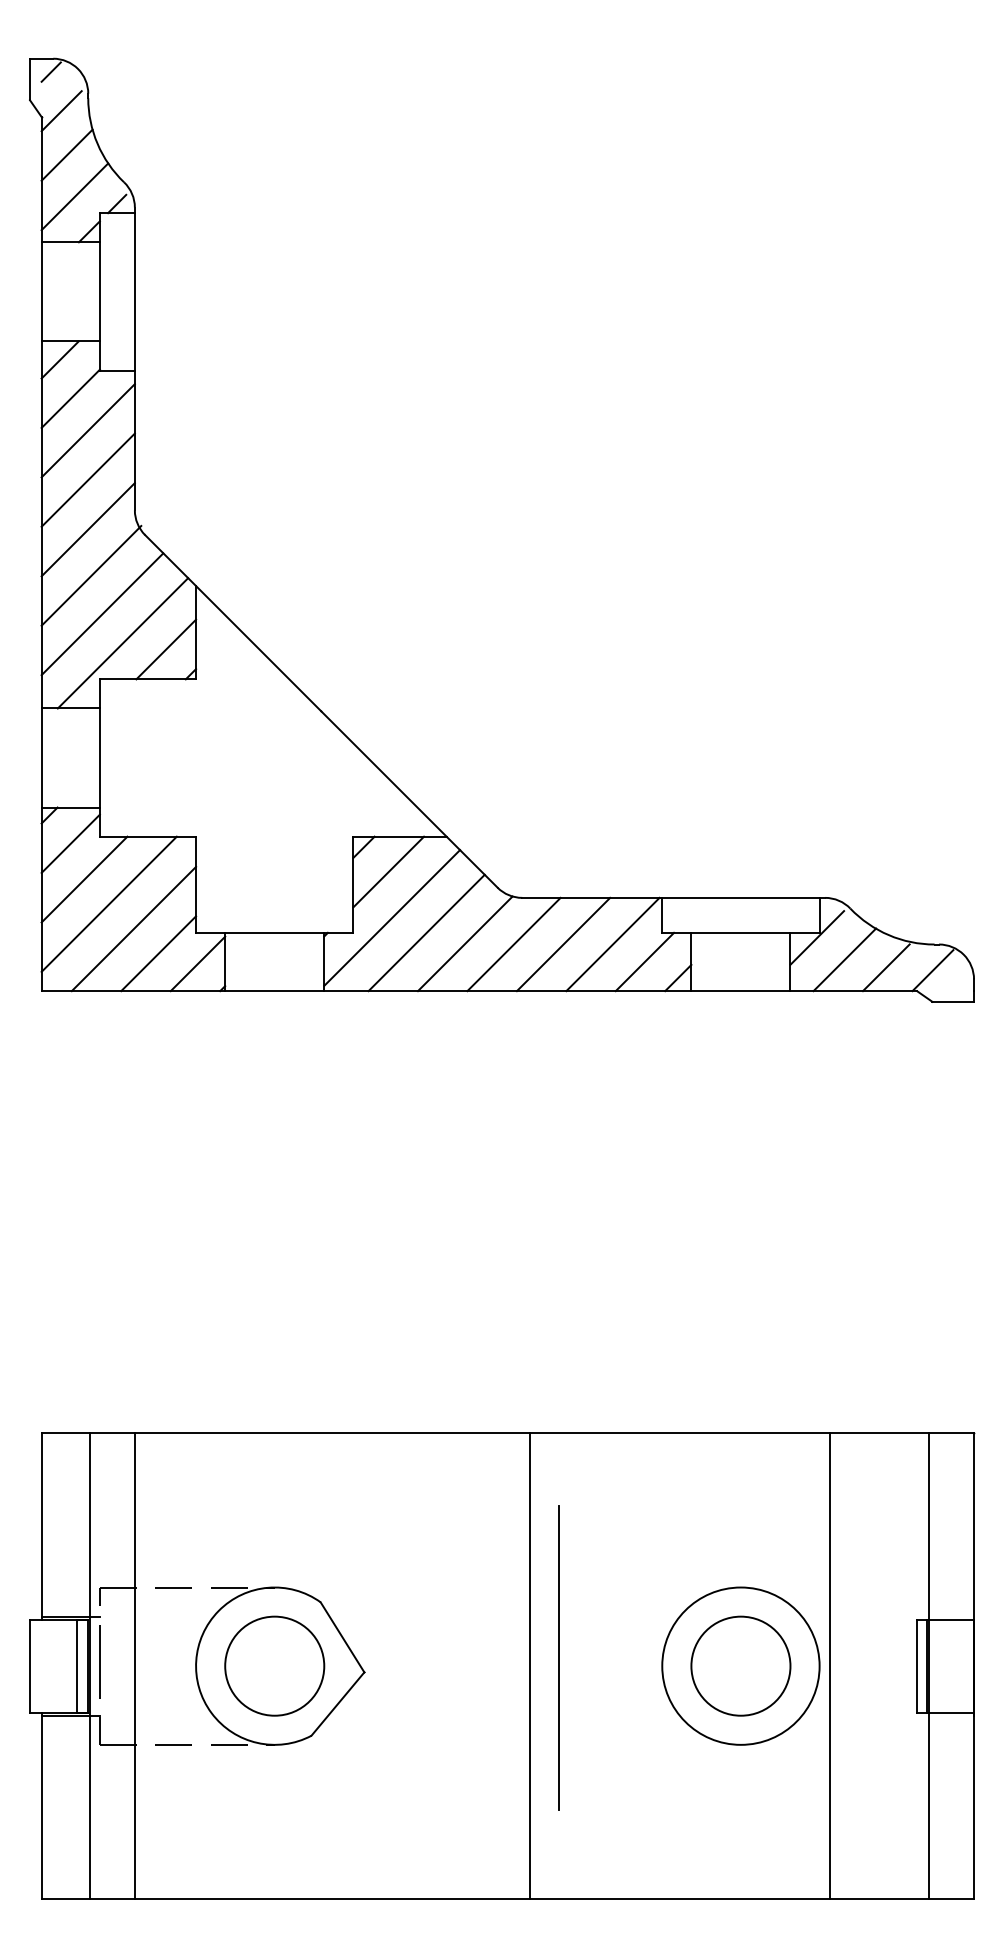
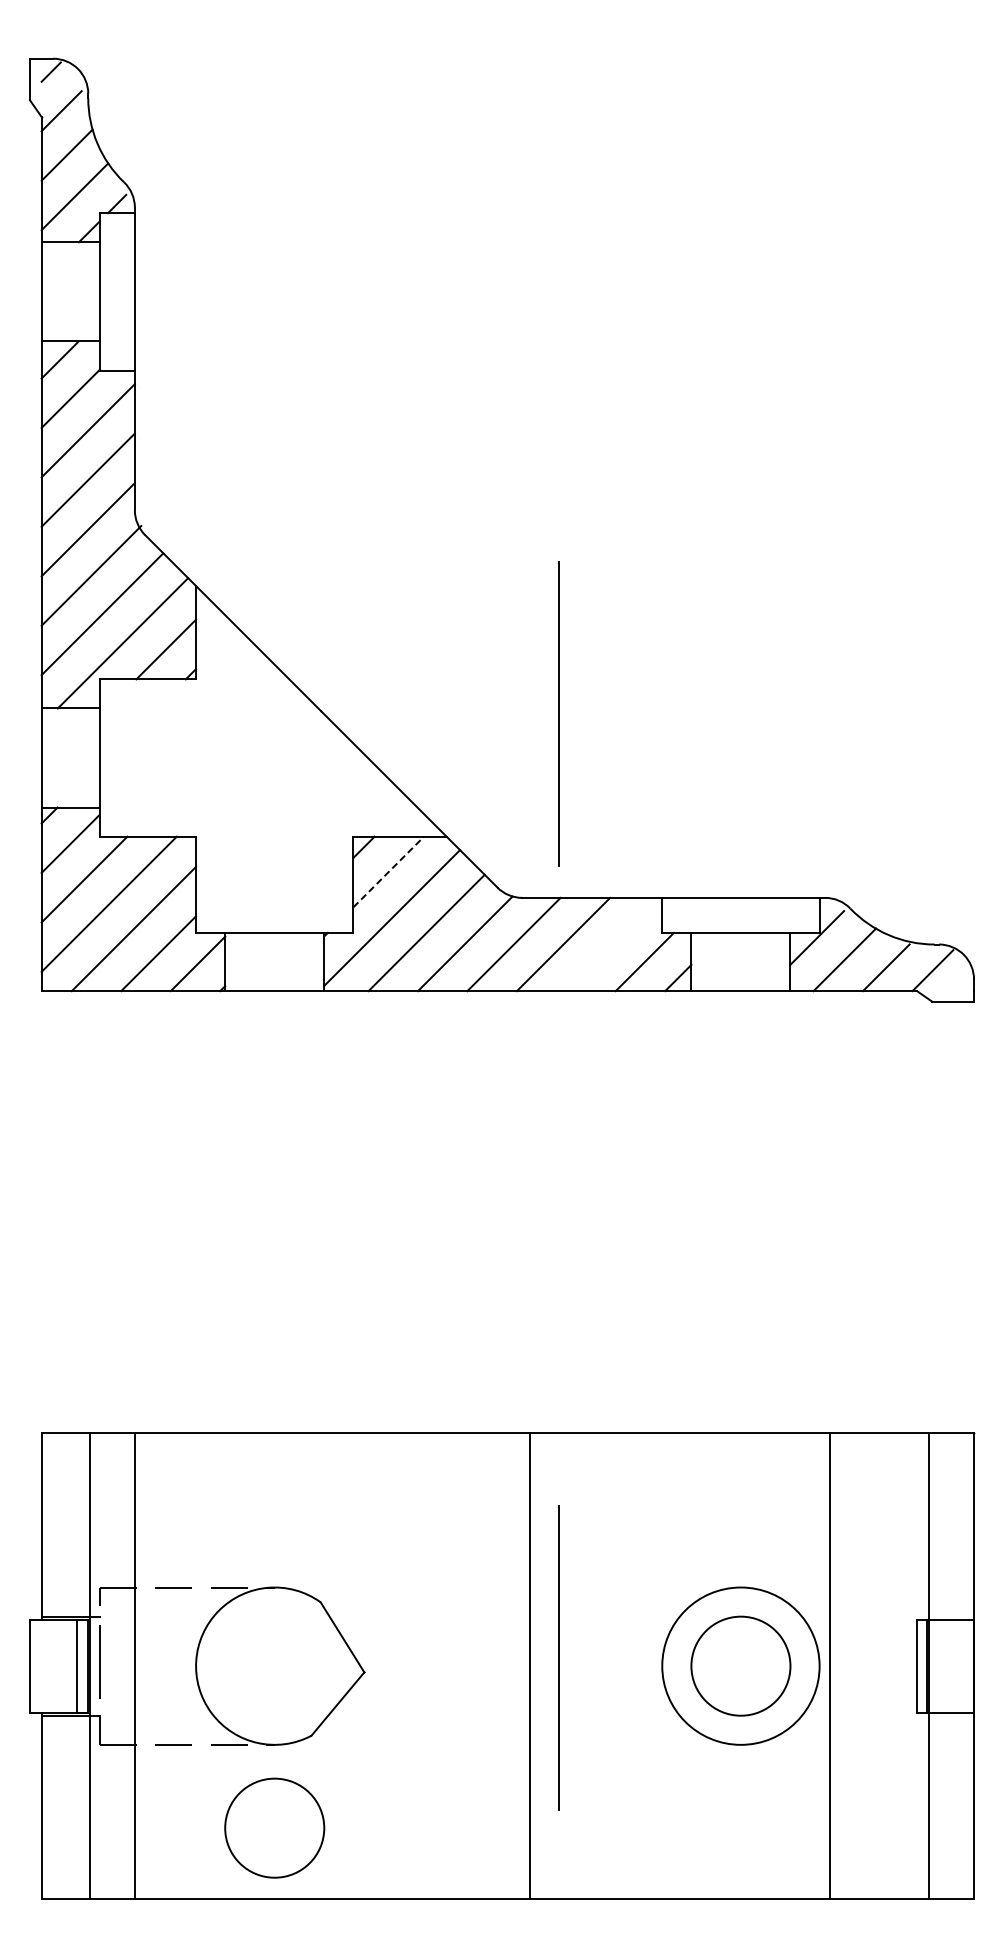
line: none -> present (558, 713)
line: solid -> dashed (388, 872)
line: present -> none (612, 944)
circle position: (274, 1665) -> (274, 1827) (274, 1827)
